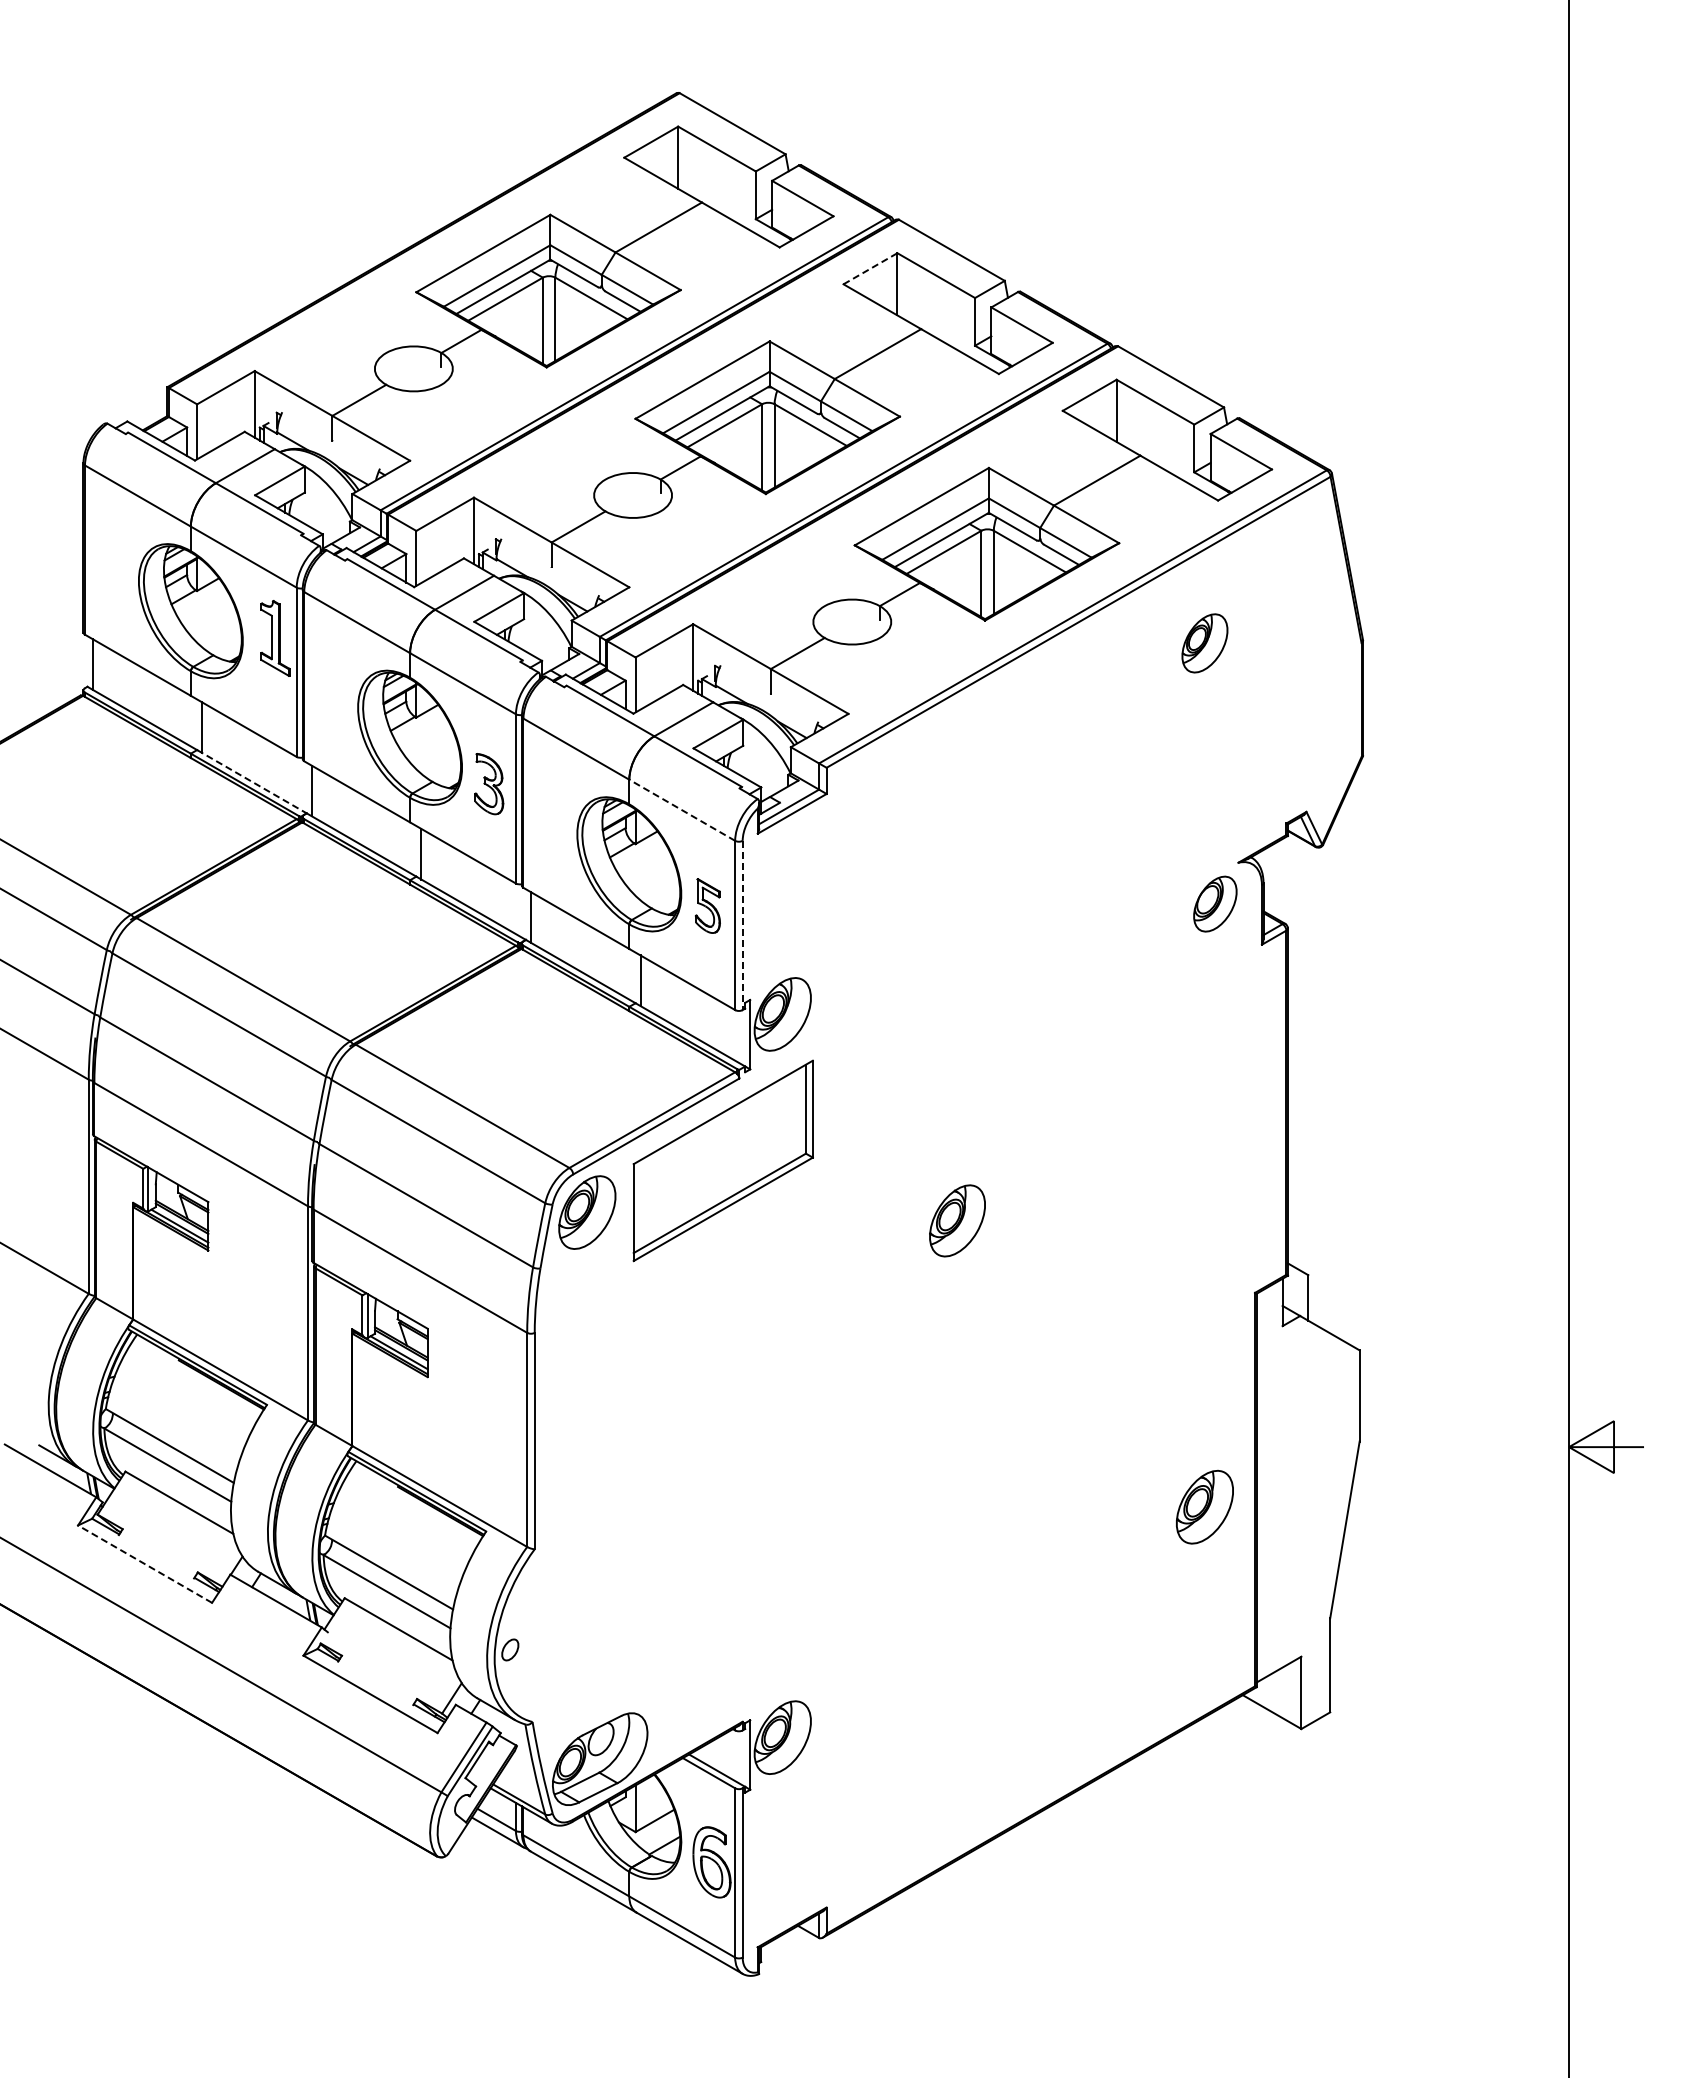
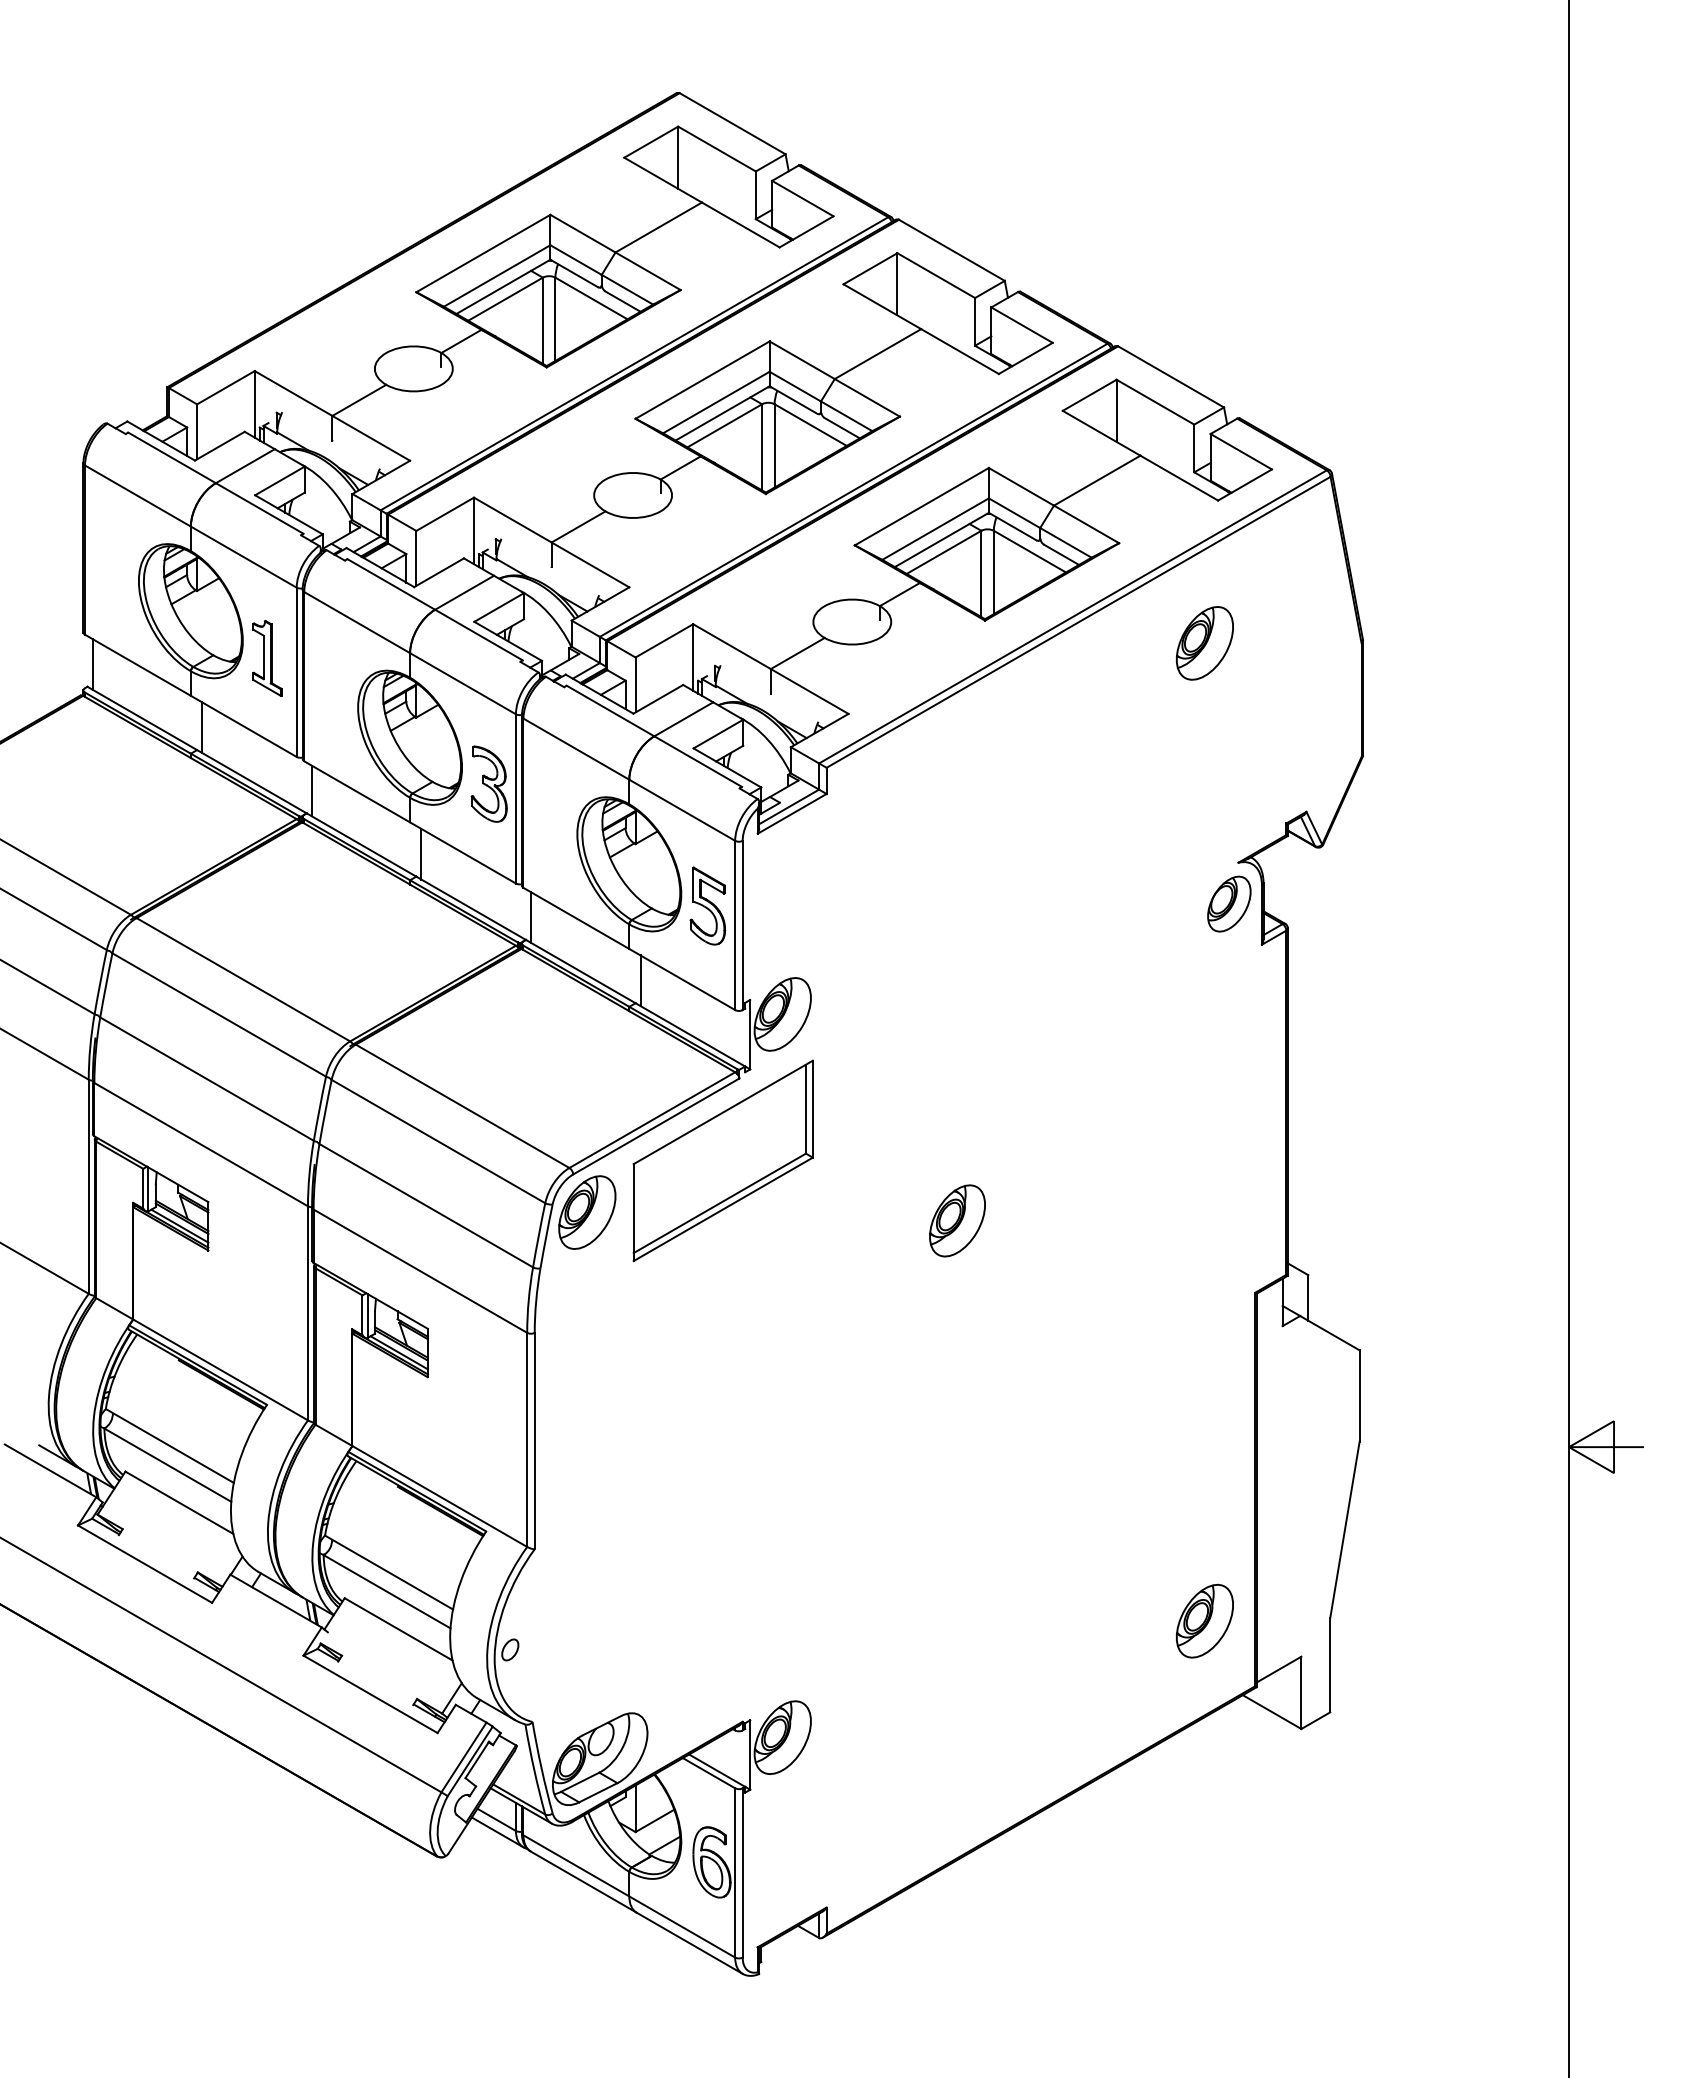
line: dashed -> solid (870, 268)
part position: (275, 638) -> (267, 658) (267, 658)
part size: 48x61 px -> 58x75 px (1204, 643)
line: dashed -> solid (252, 781)
part size: 31x63 px -> 38x78 px (488, 783)
line: dashed -> solid (681, 810)
part position: (1215, 903) -> (1229, 903) (1229, 903)
part size: 26x56 px -> 38x80 px (707, 905)
line: dashed -> solid (742, 925)
part position: (1204, 1506) -> (1204, 1620) (1204, 1620)
line: dashed -> solid (144, 1563)
